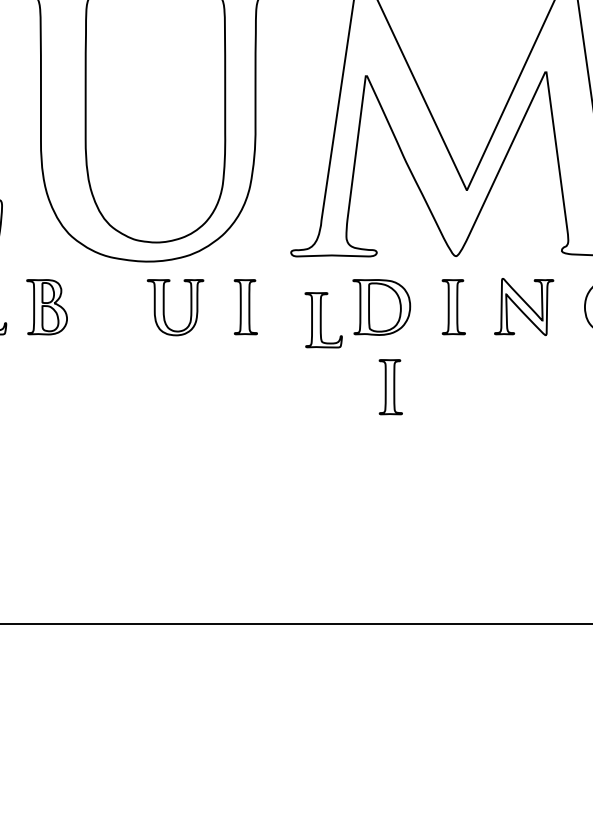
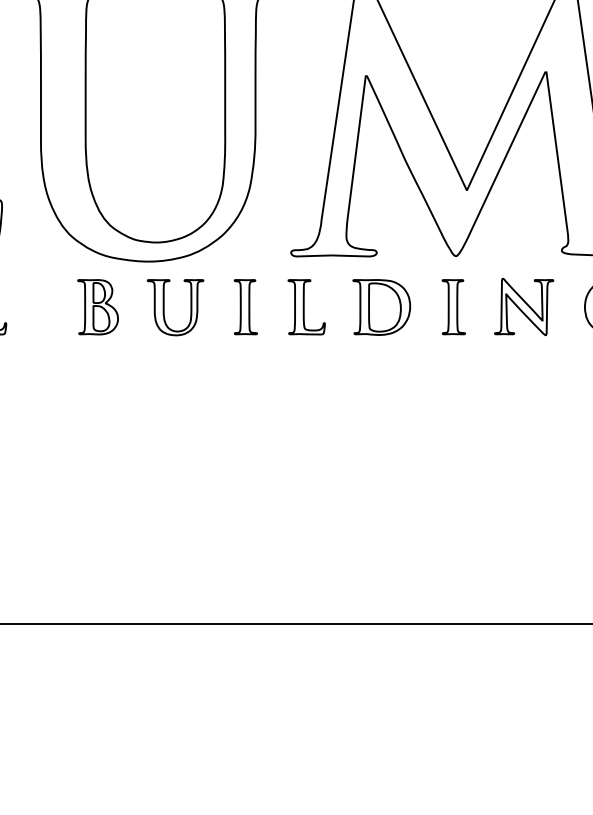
part position: (46, 307) -> (97, 307) (97, 307)
part position: (323, 320) -> (306, 307) (306, 307)
part: present -> none (390, 387)
